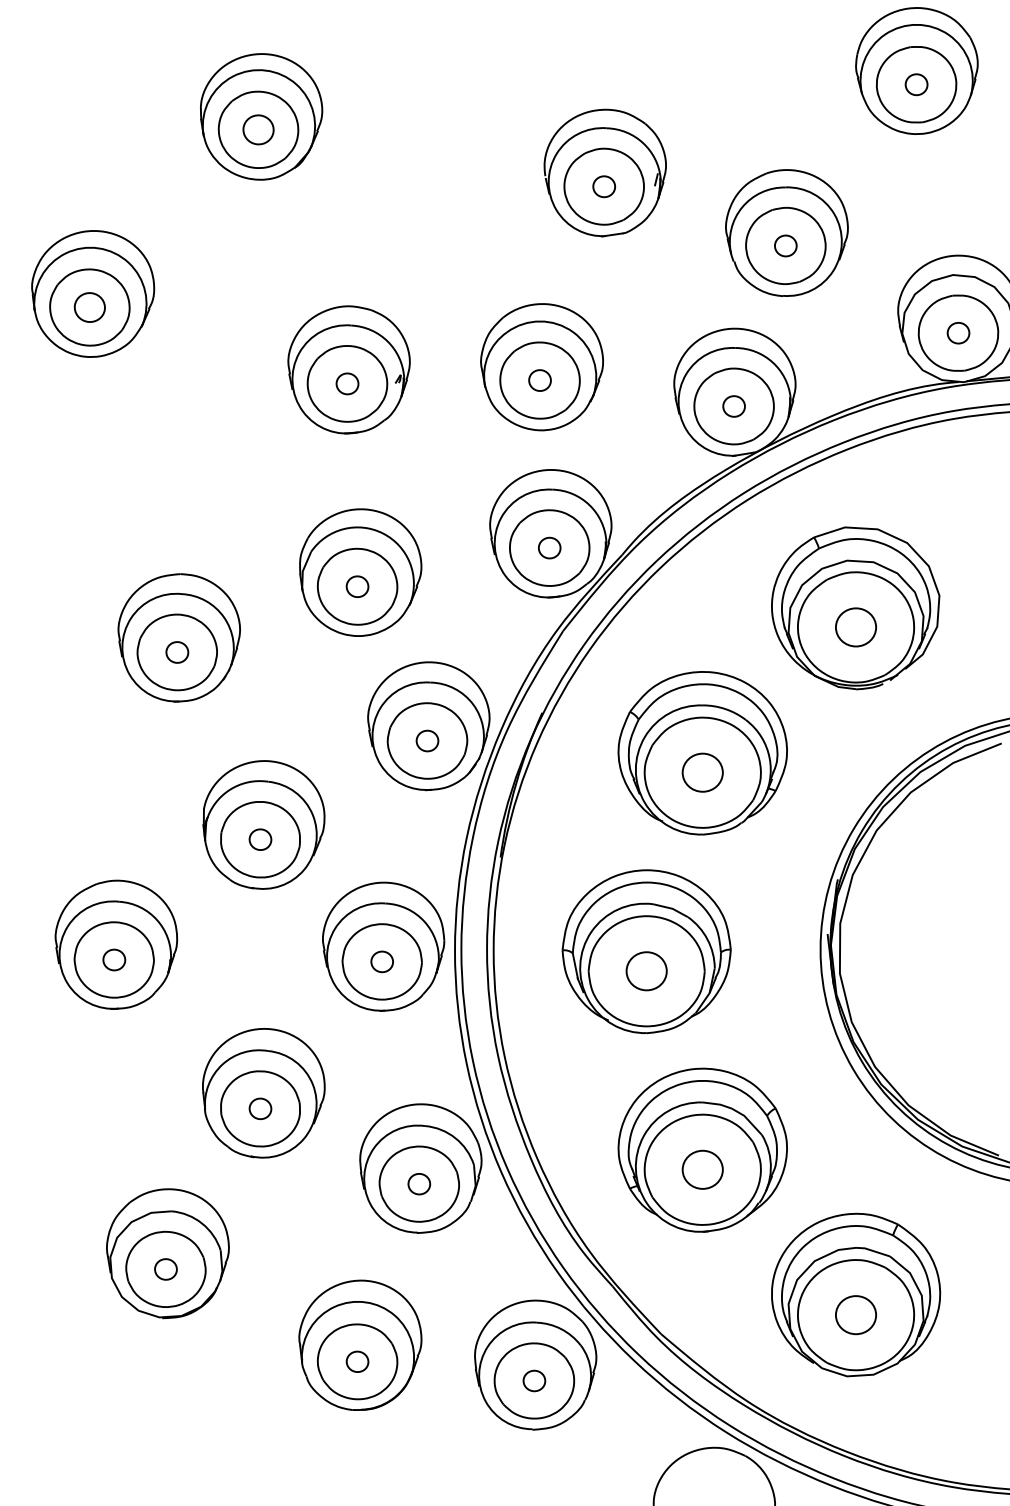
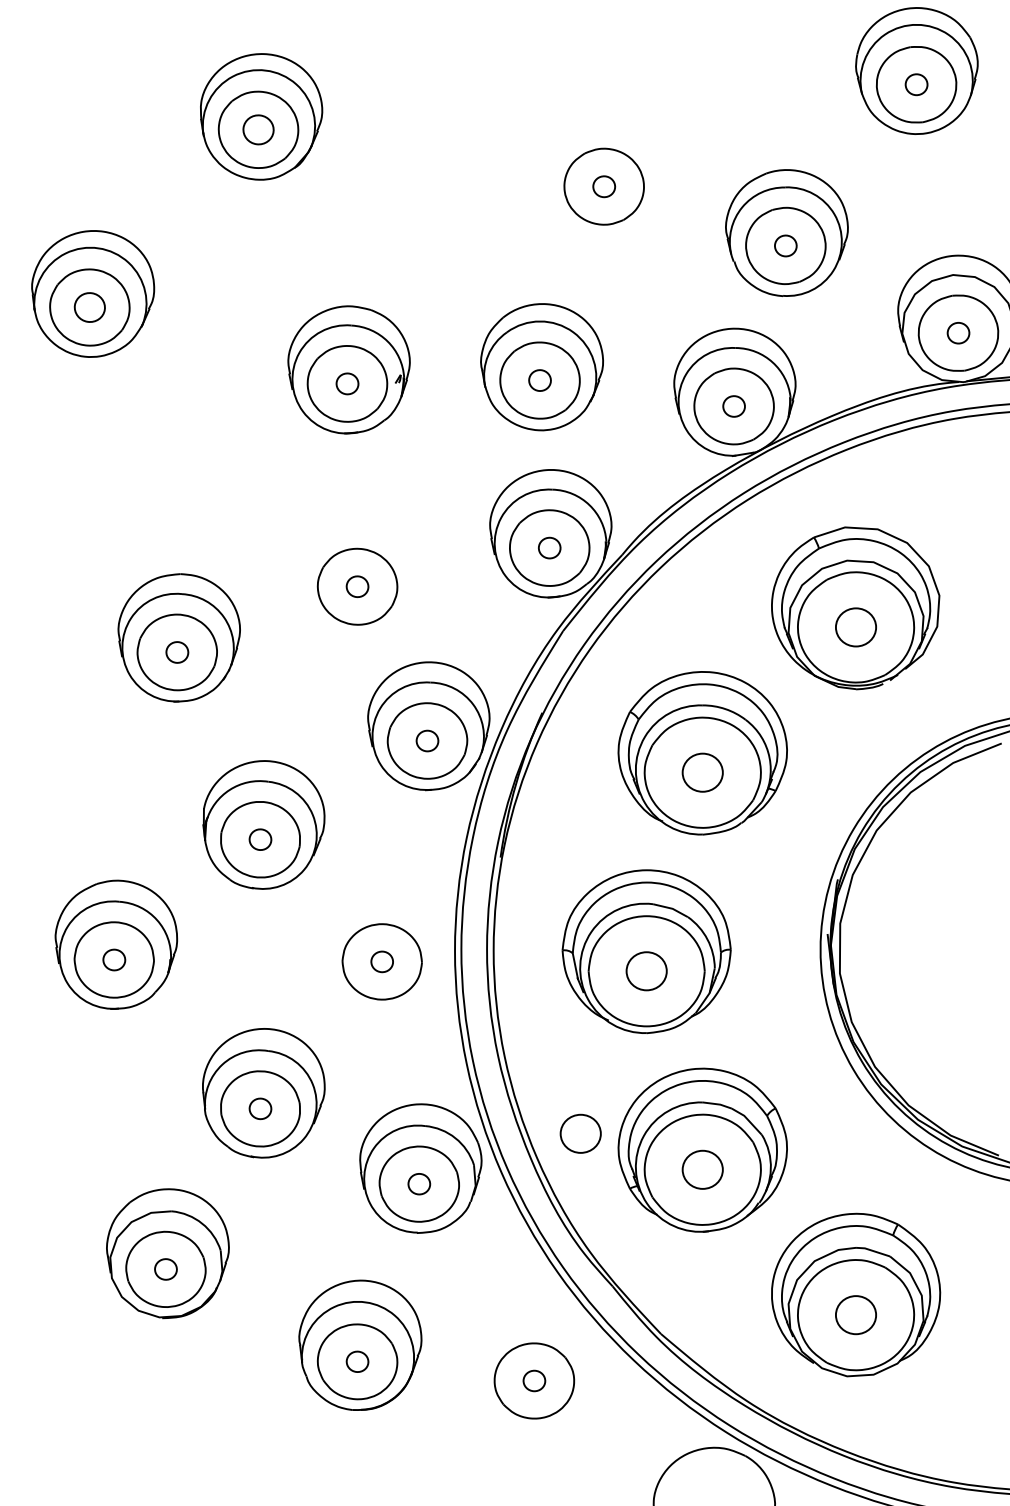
part: present -> none (604, 172)
part: present -> none (360, 572)
part: present -> none (383, 946)
part: none -> present (580, 1133)
part: present -> none (535, 1364)
